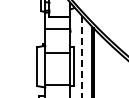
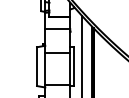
line: dashed -> solid (81, 56)
